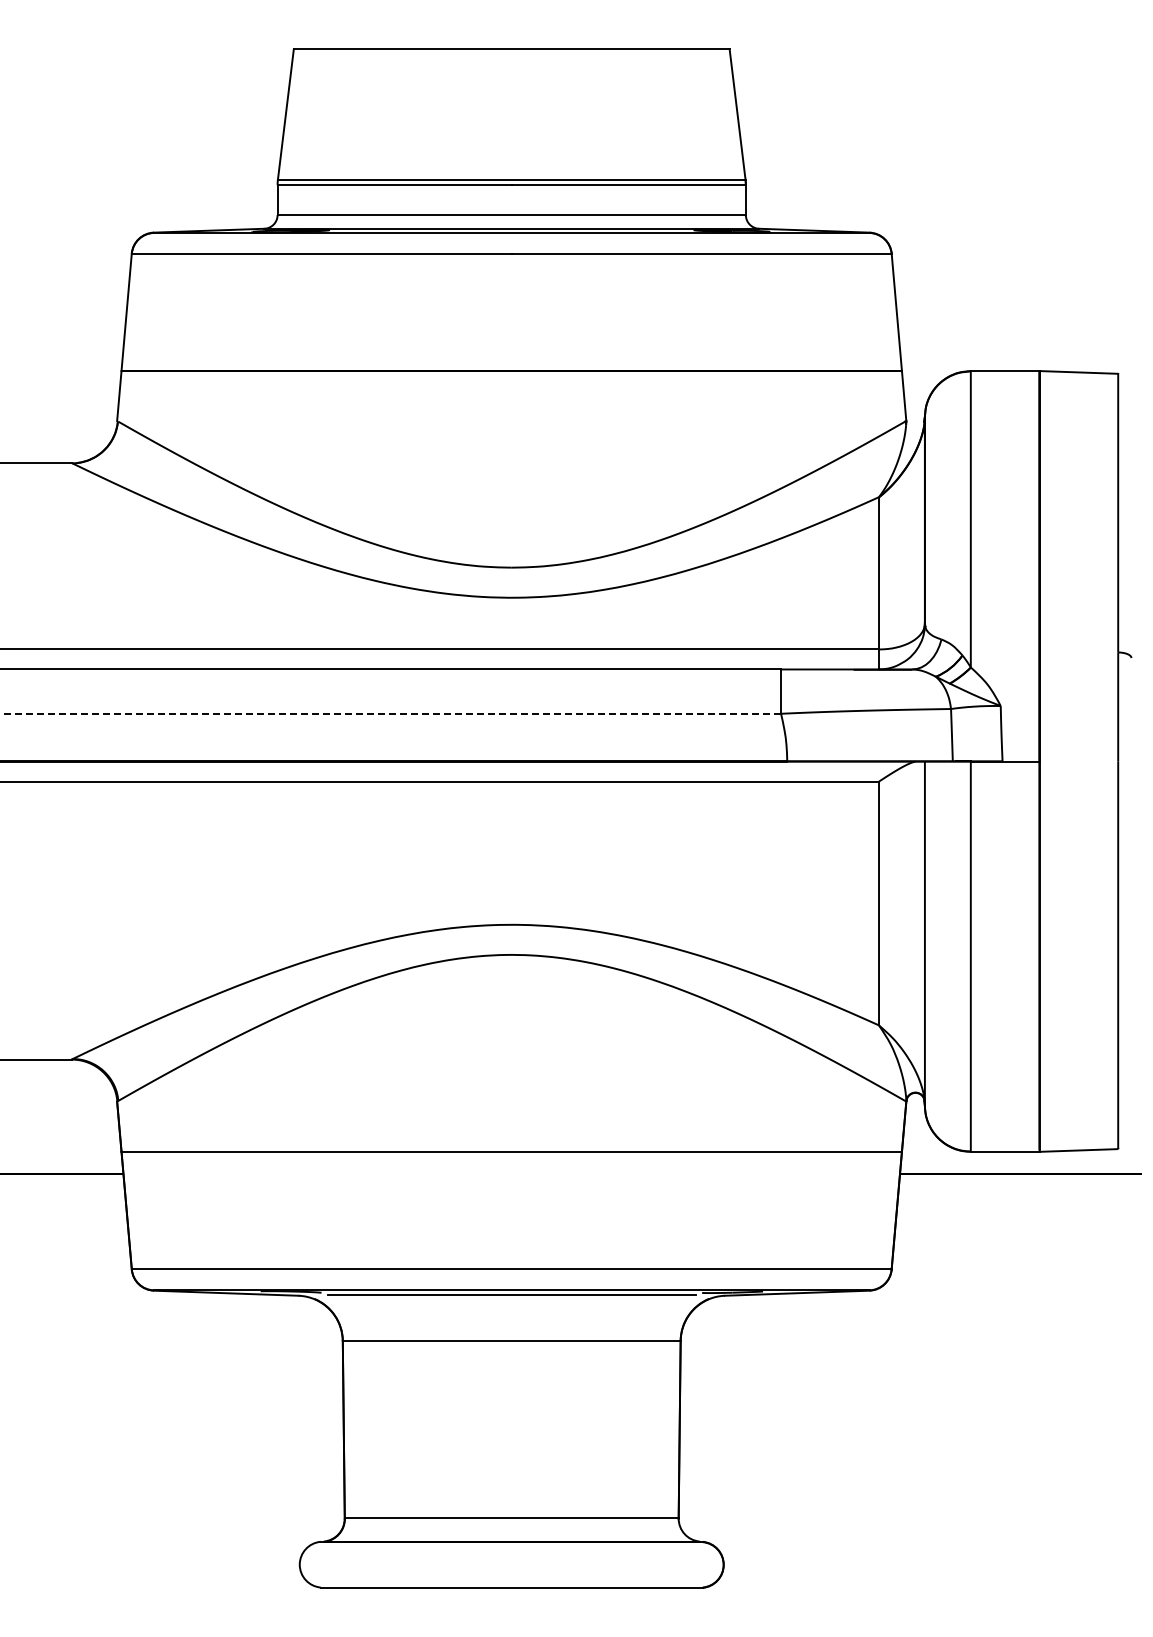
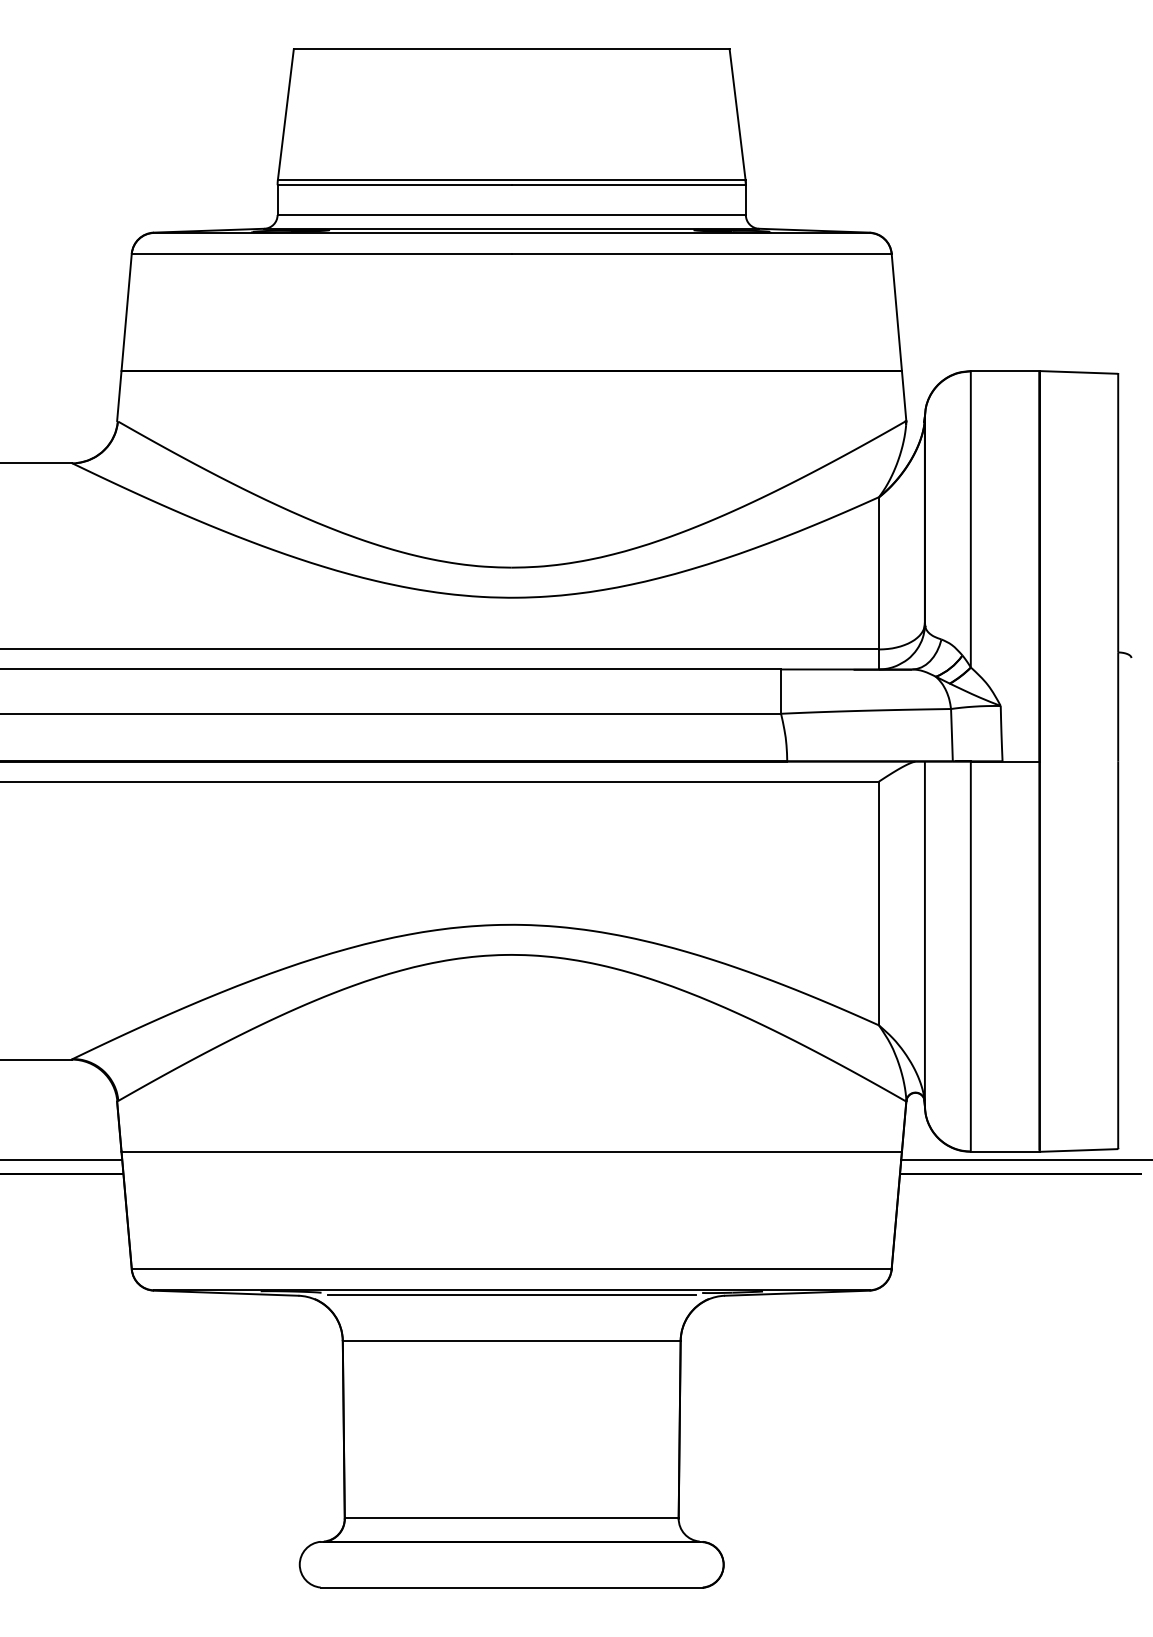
line: dashed -> solid (391, 713)
line: none -> present (62, 1160)
line: none -> present (1025, 1160)
